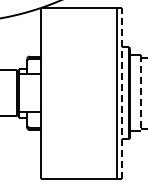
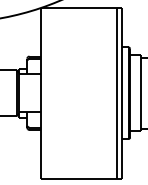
line: dashed -> solid (122, 92)
line: dashed -> solid (141, 93)
